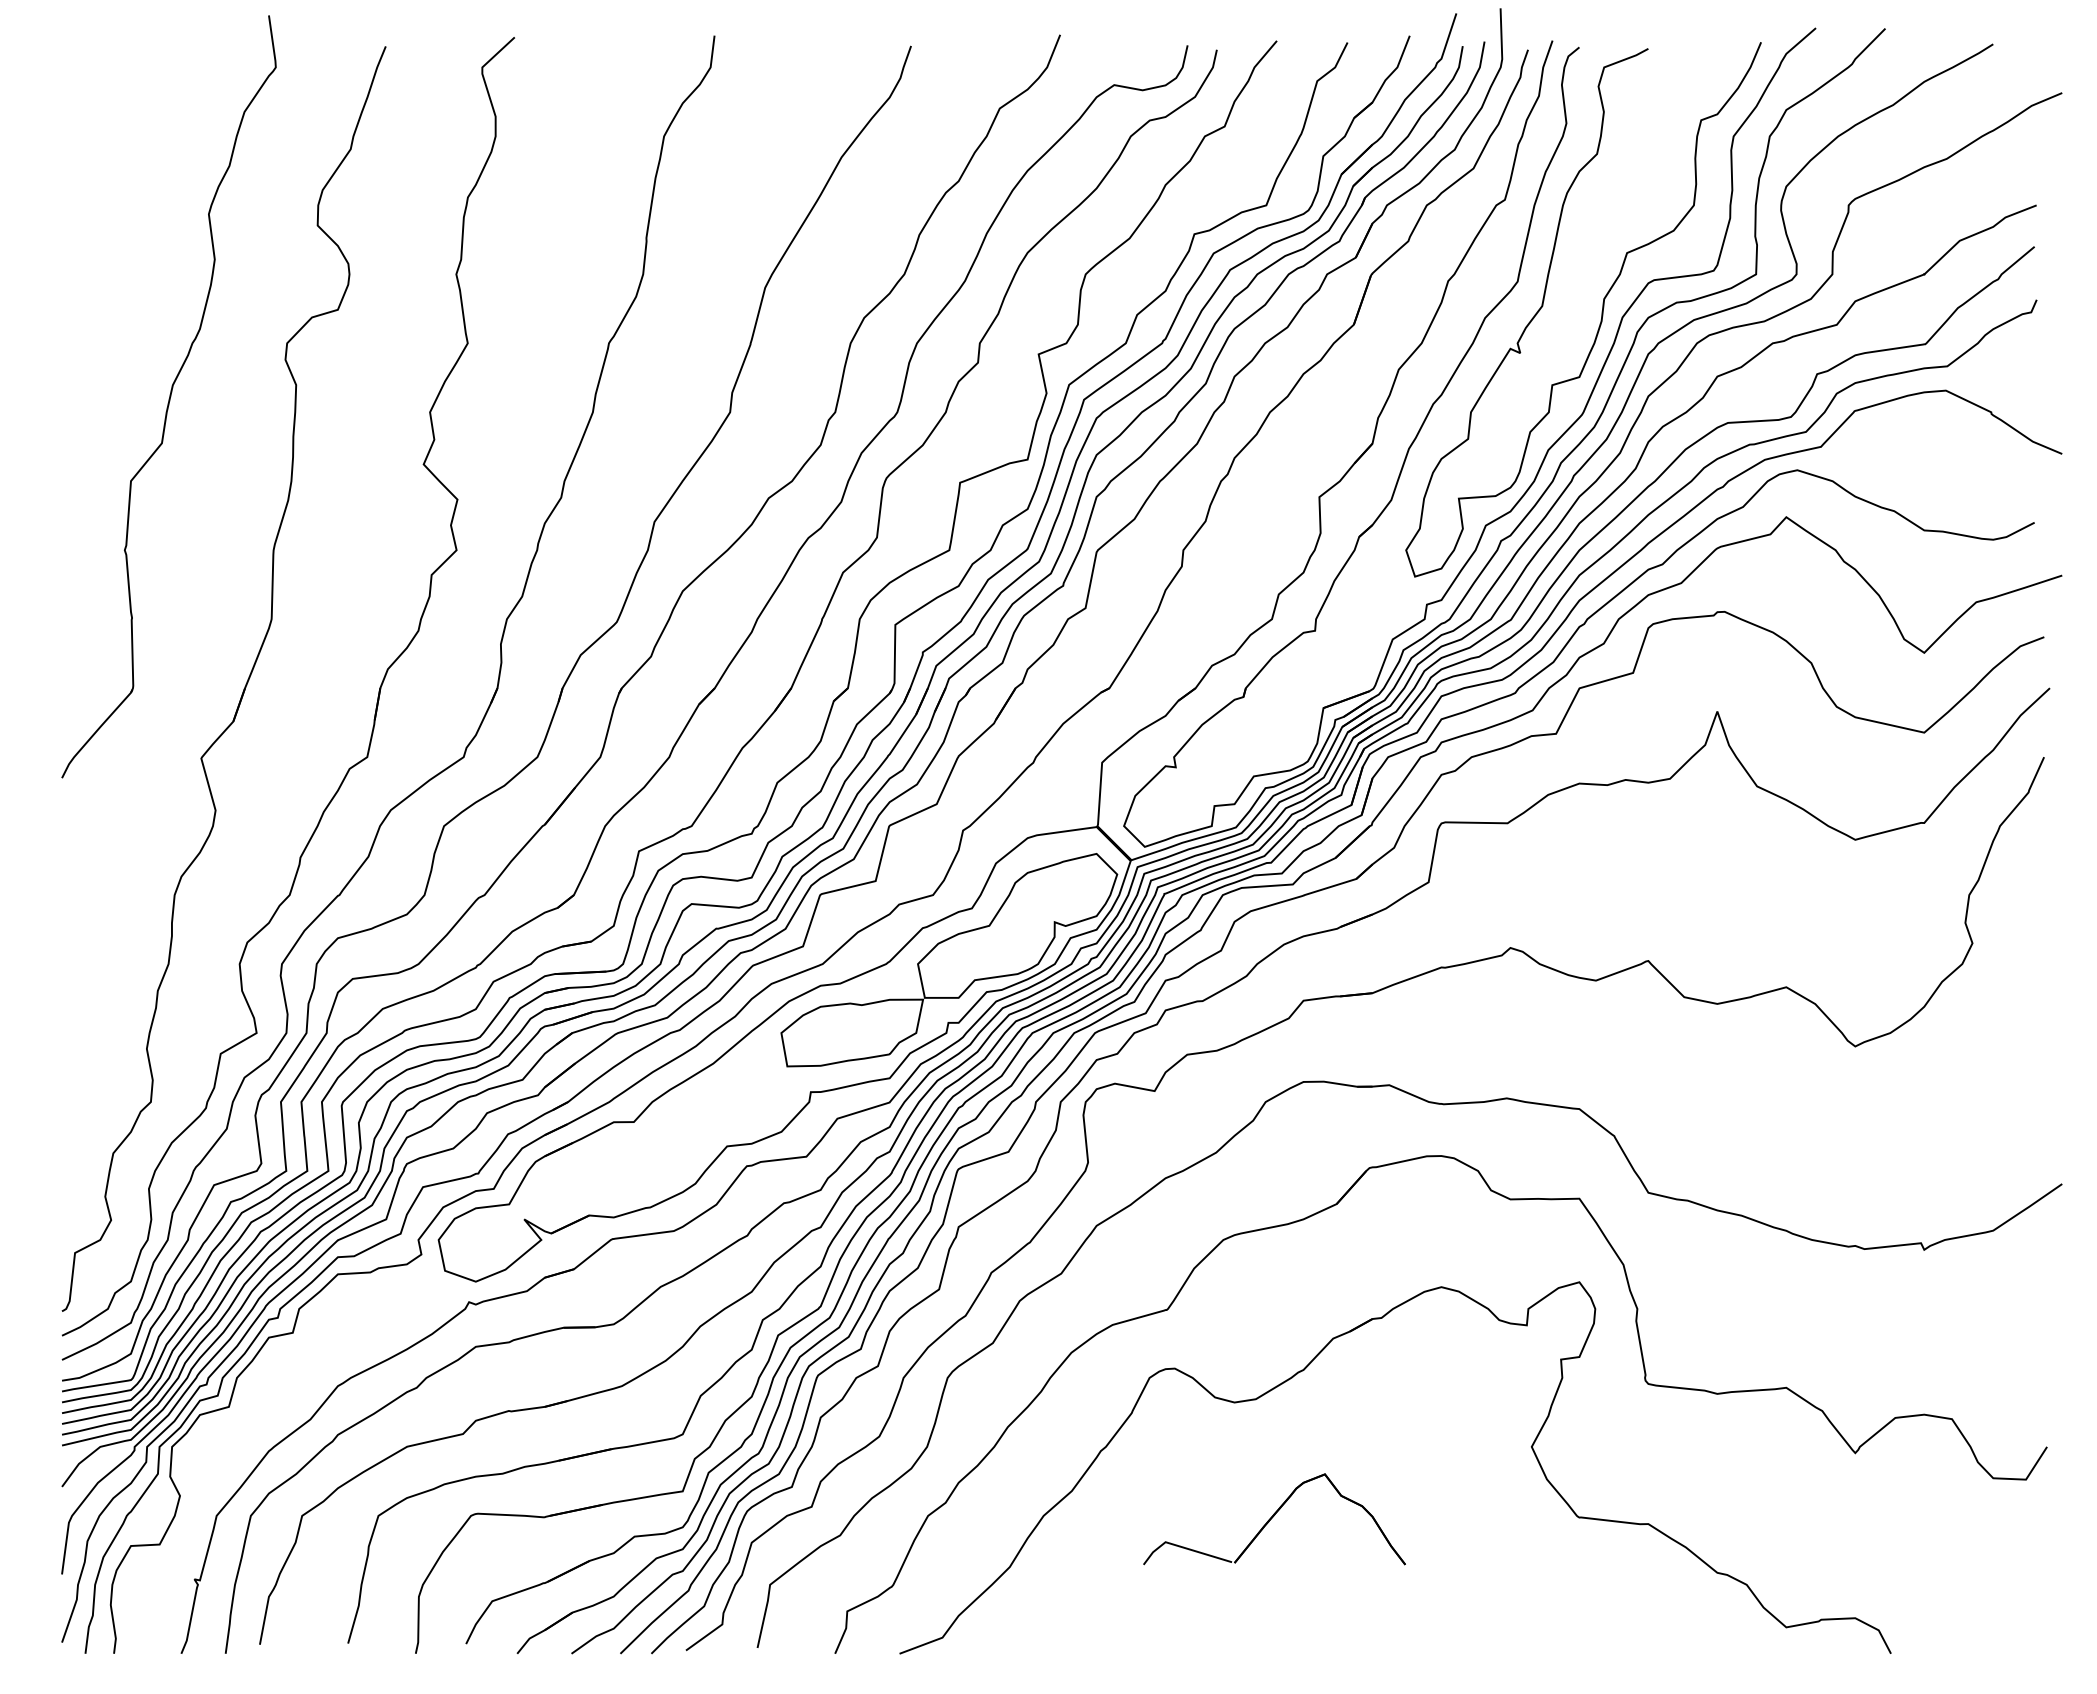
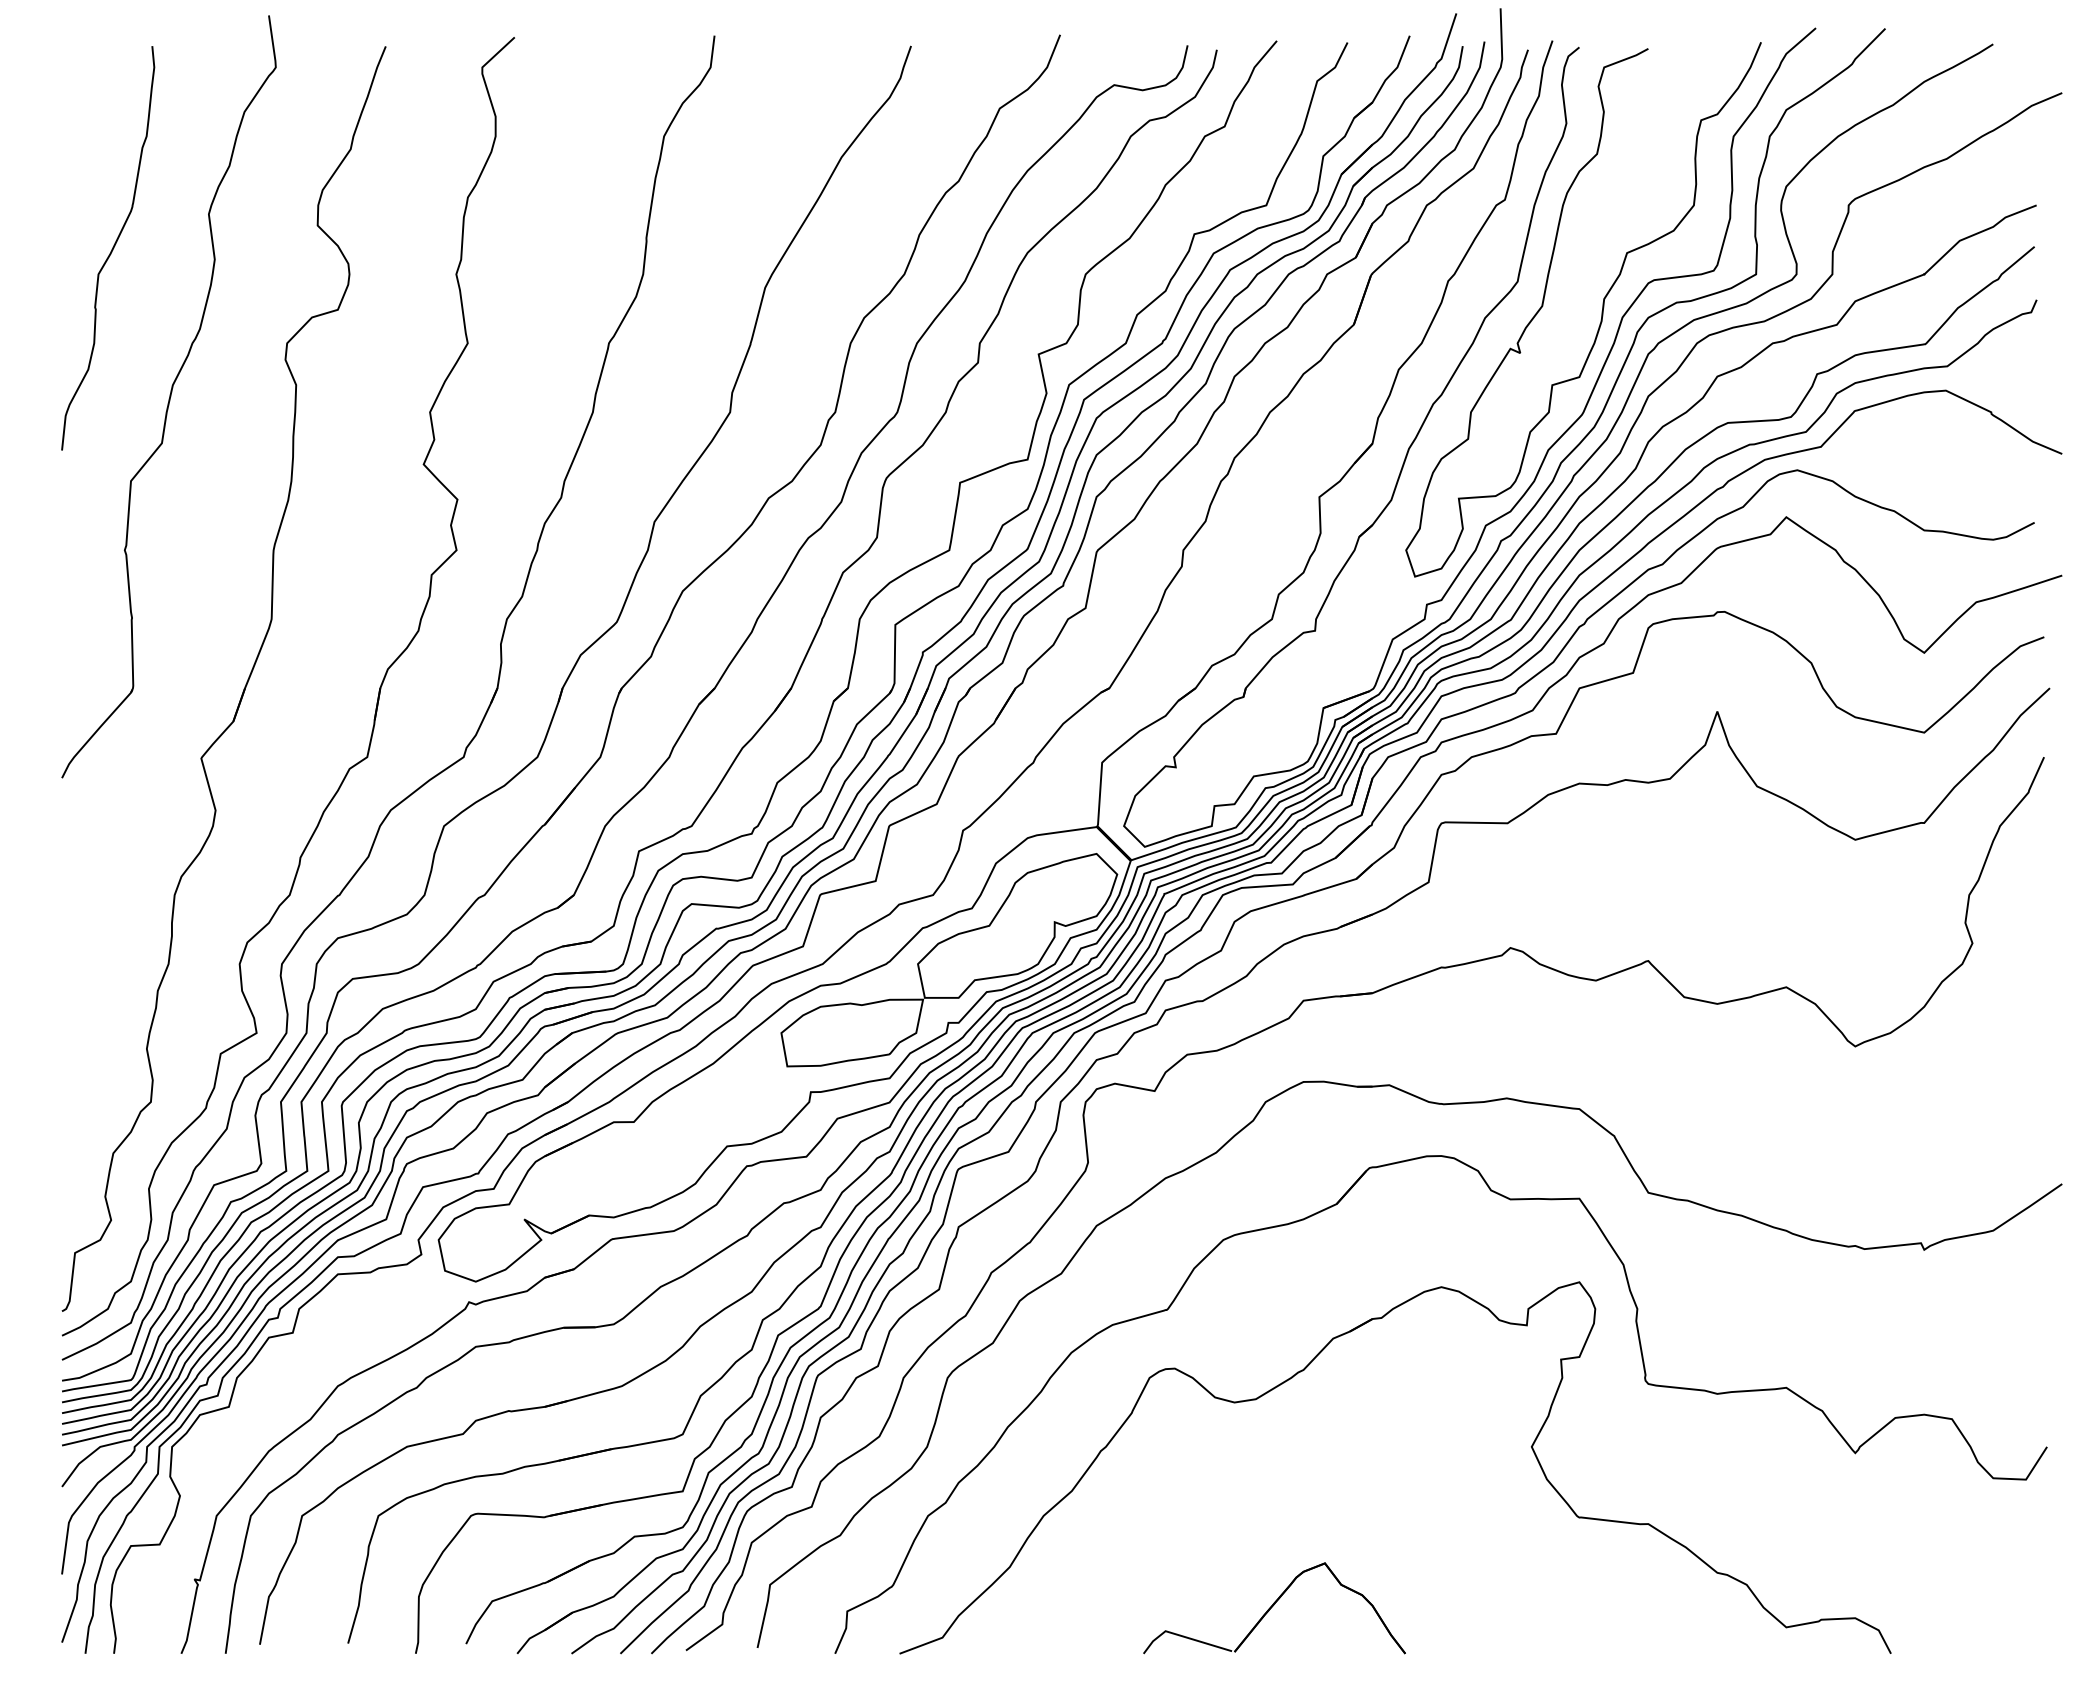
curve: none -> present (111, 249)
part position: (1274, 1519) -> (1274, 1608) (1274, 1608)
